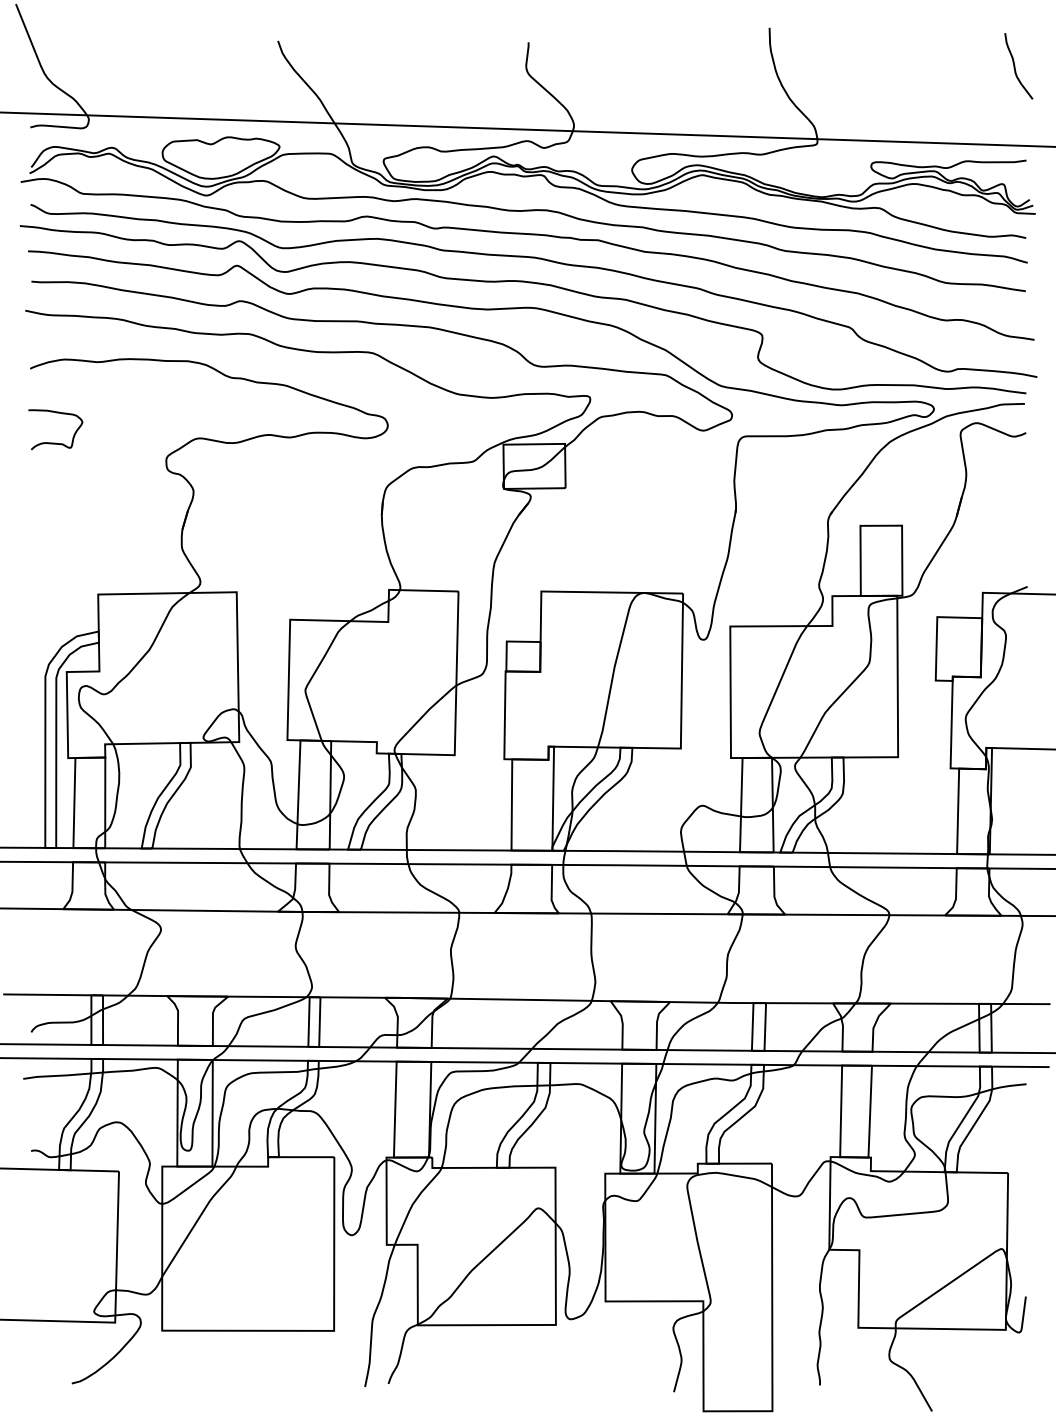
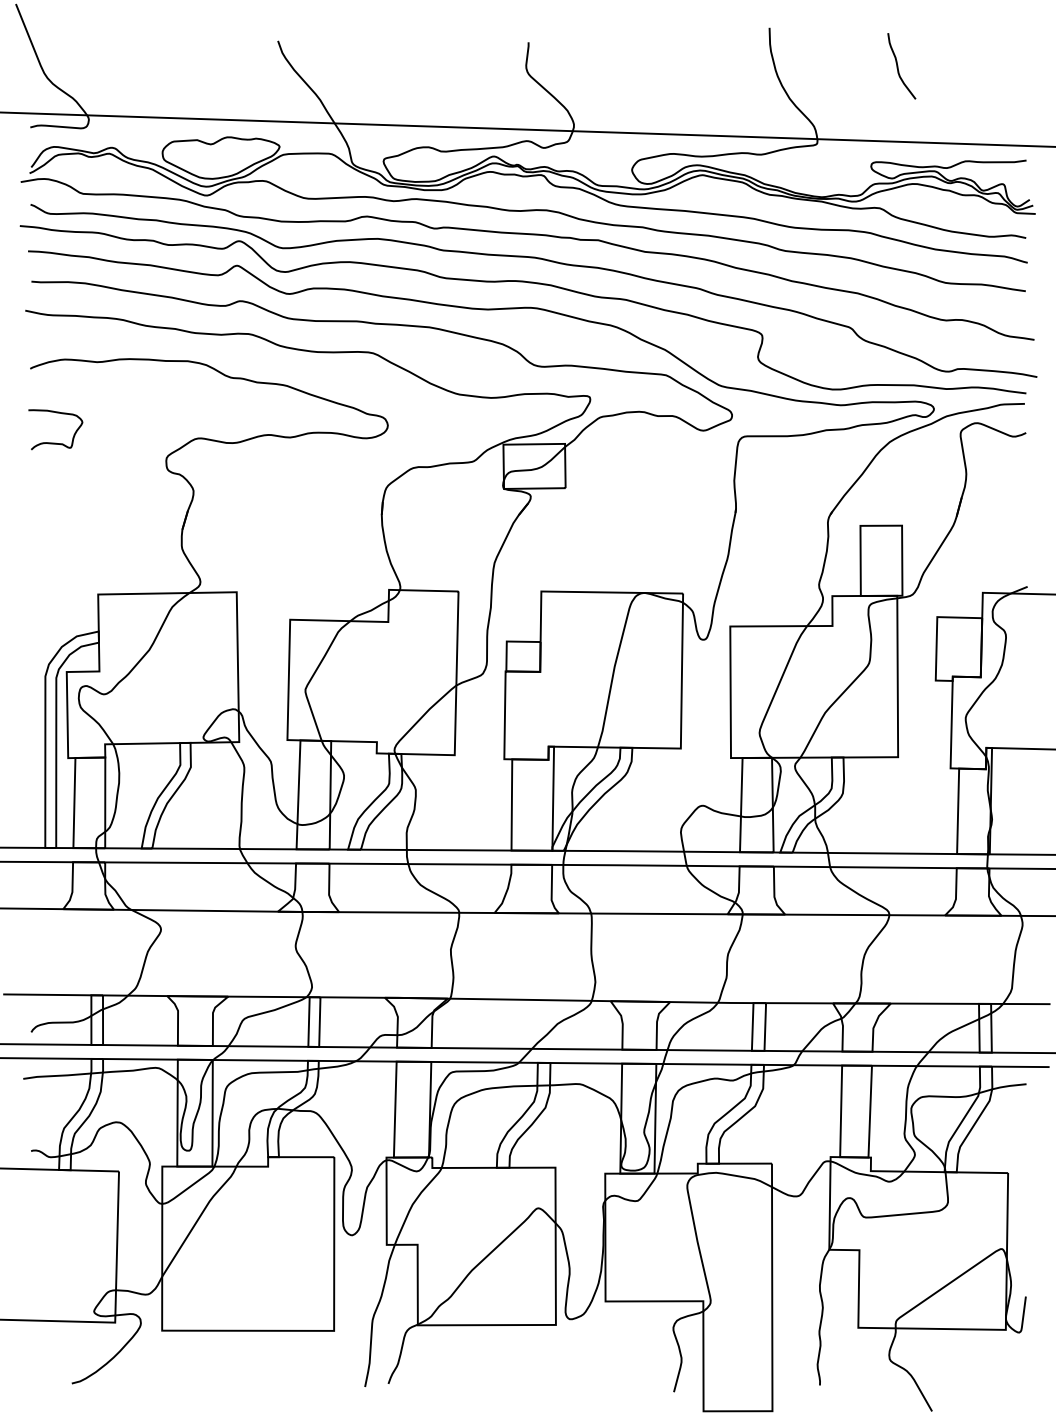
curve position: (1015, 66) -> (898, 66) (898, 66)
